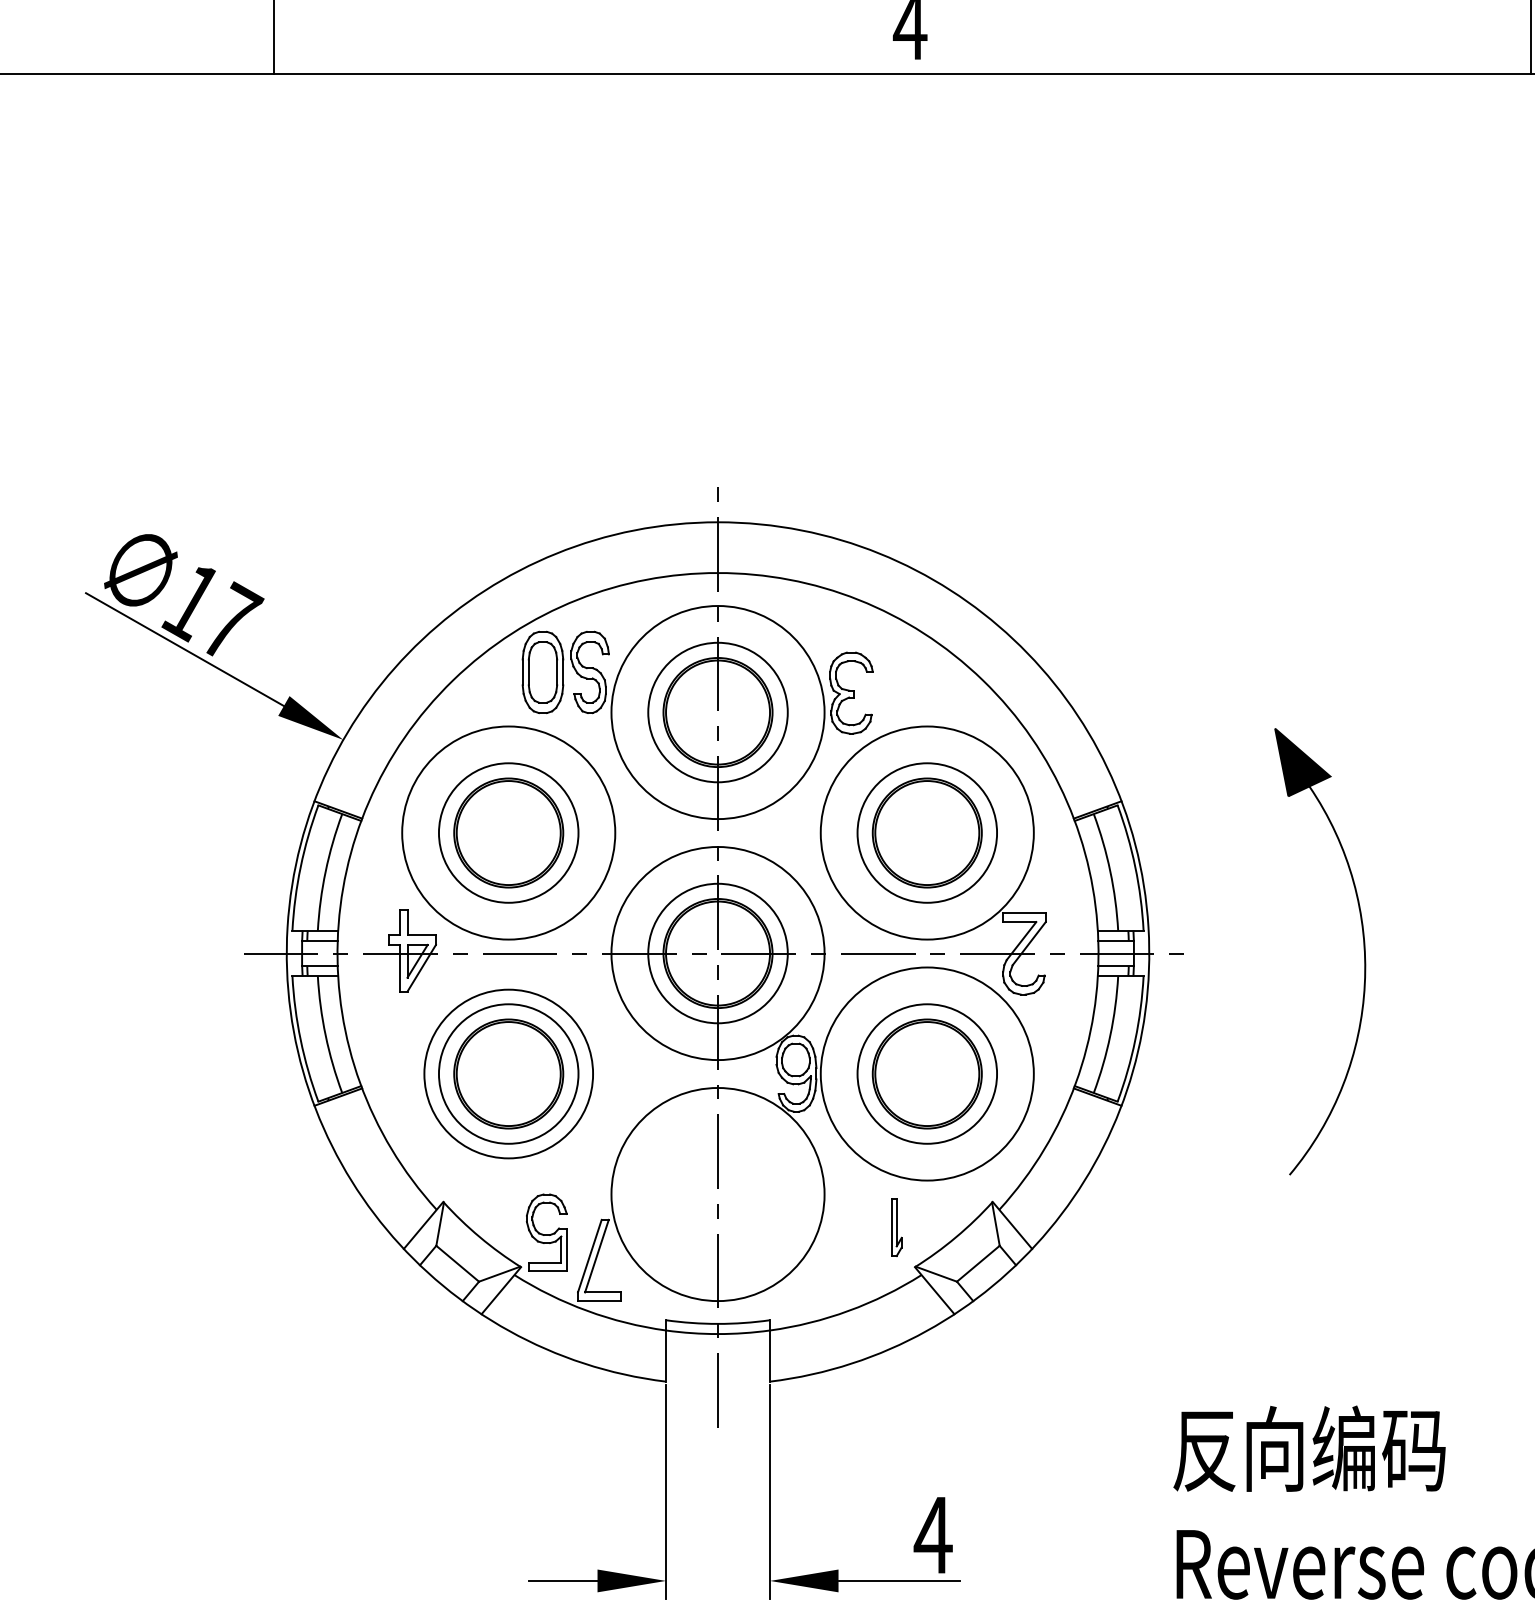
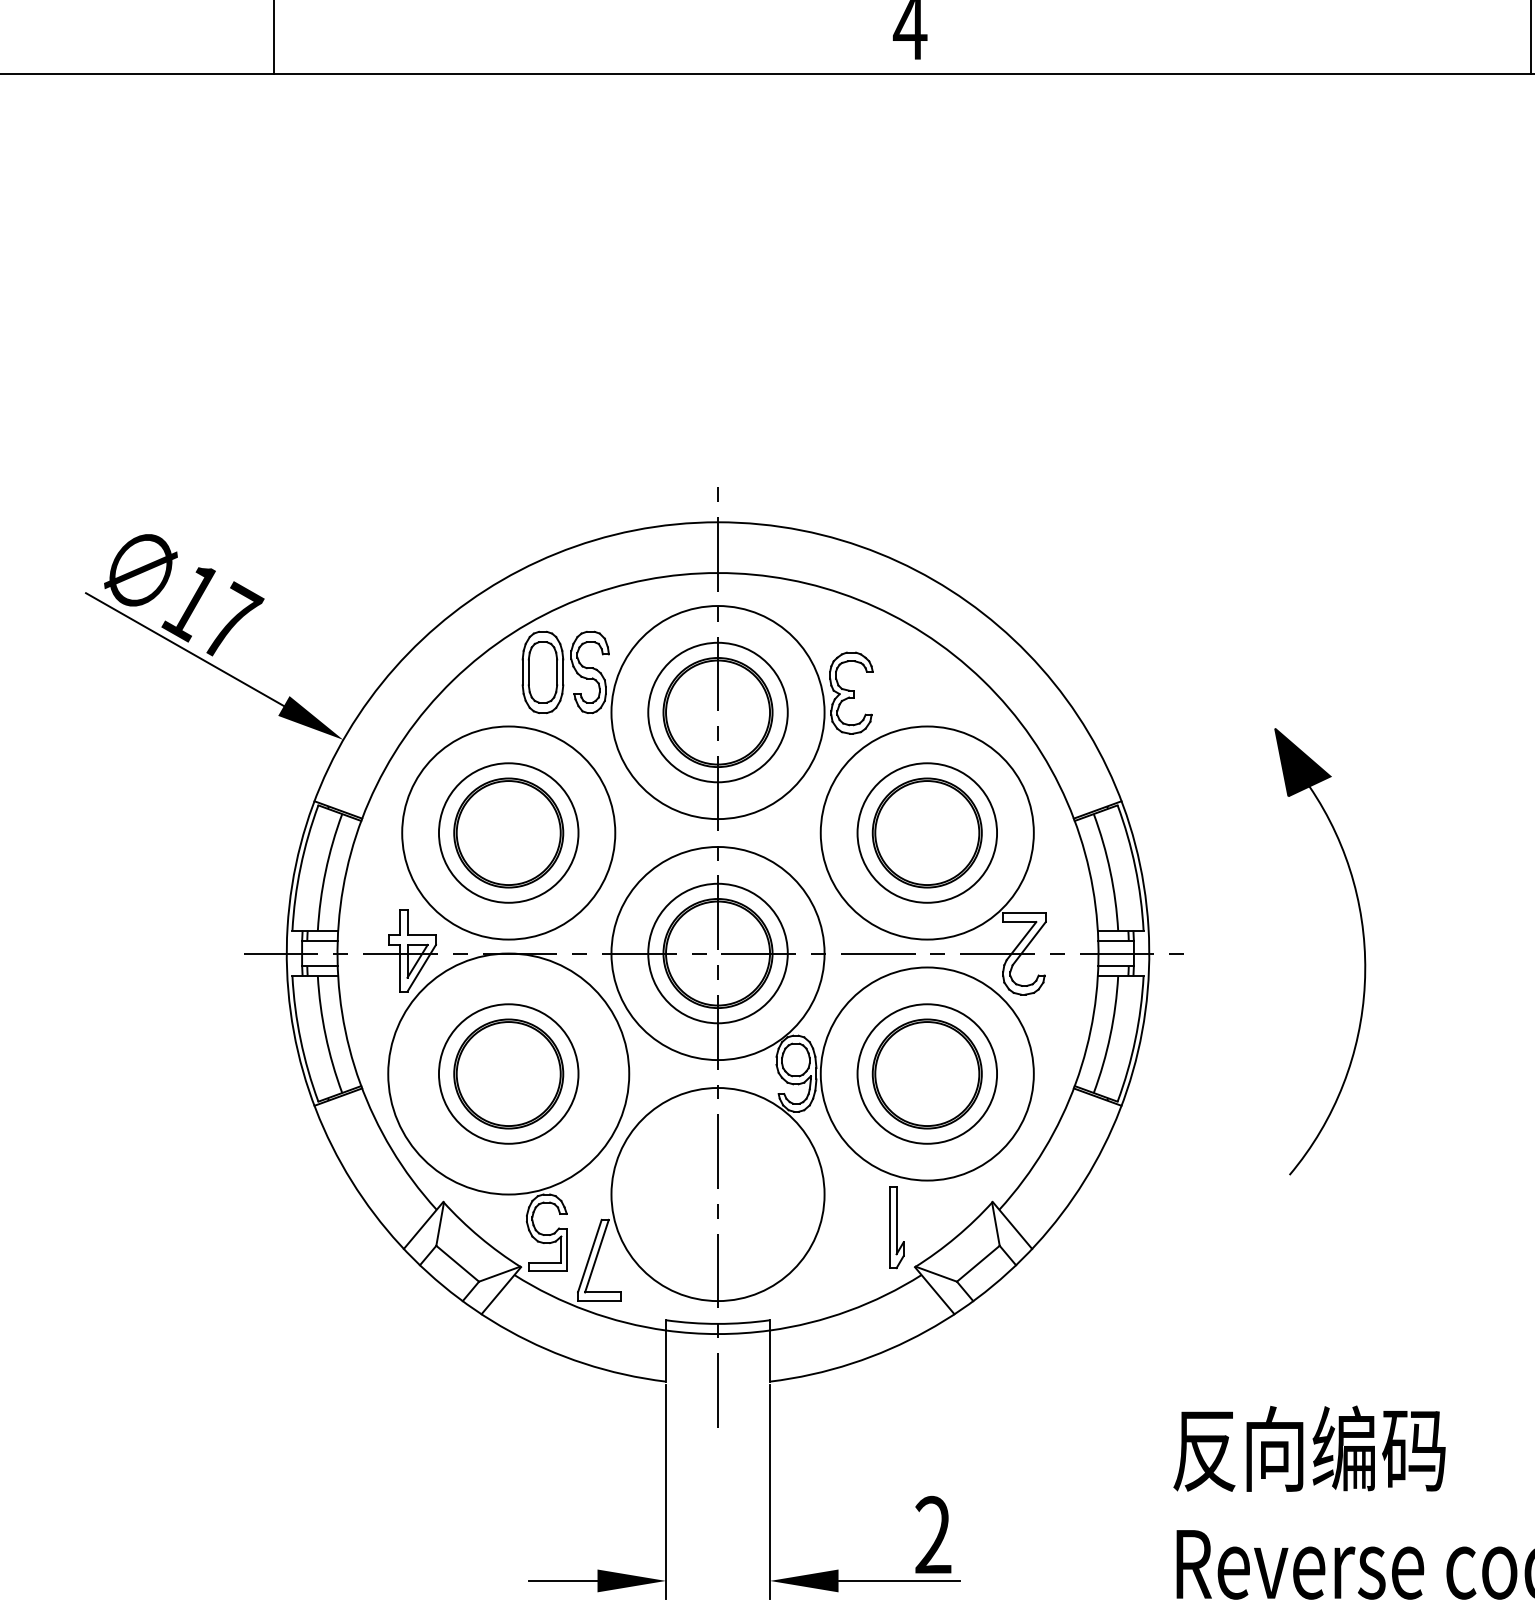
circle diameter: 169 px -> 241 px (508, 1073)
part size: 12x59 px -> 16x84 px (896, 1227)
text: 4 -> 2 (932, 1534)
